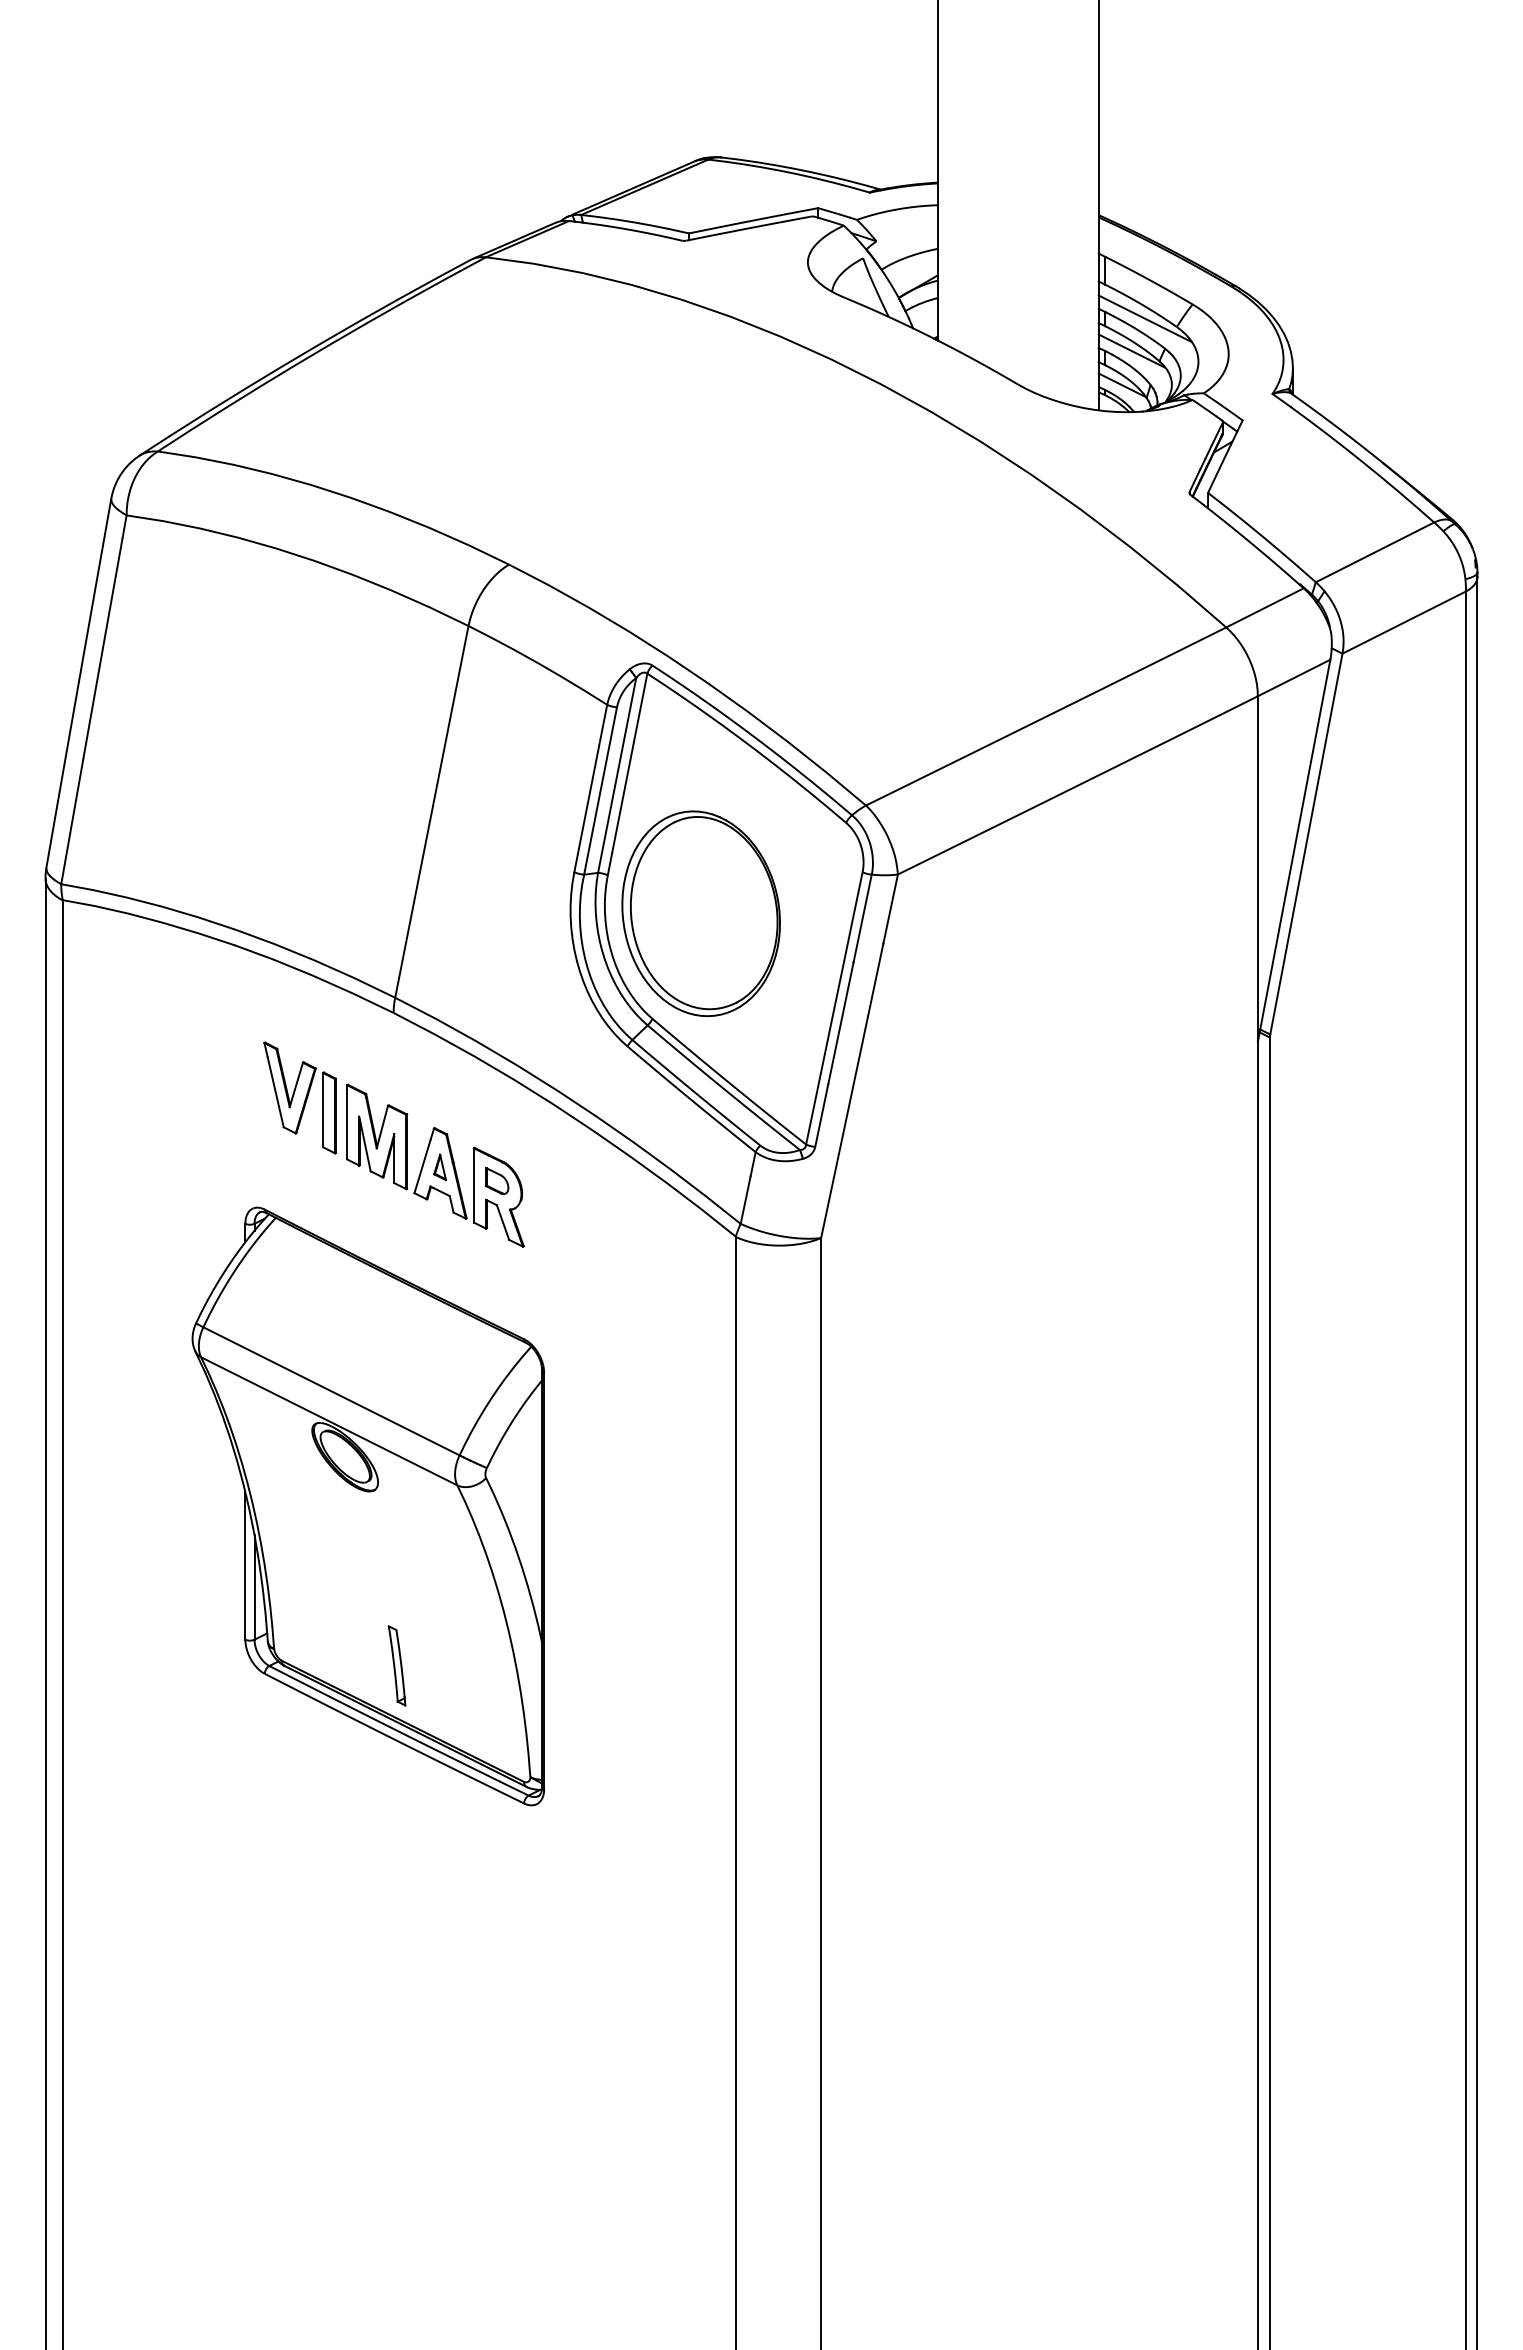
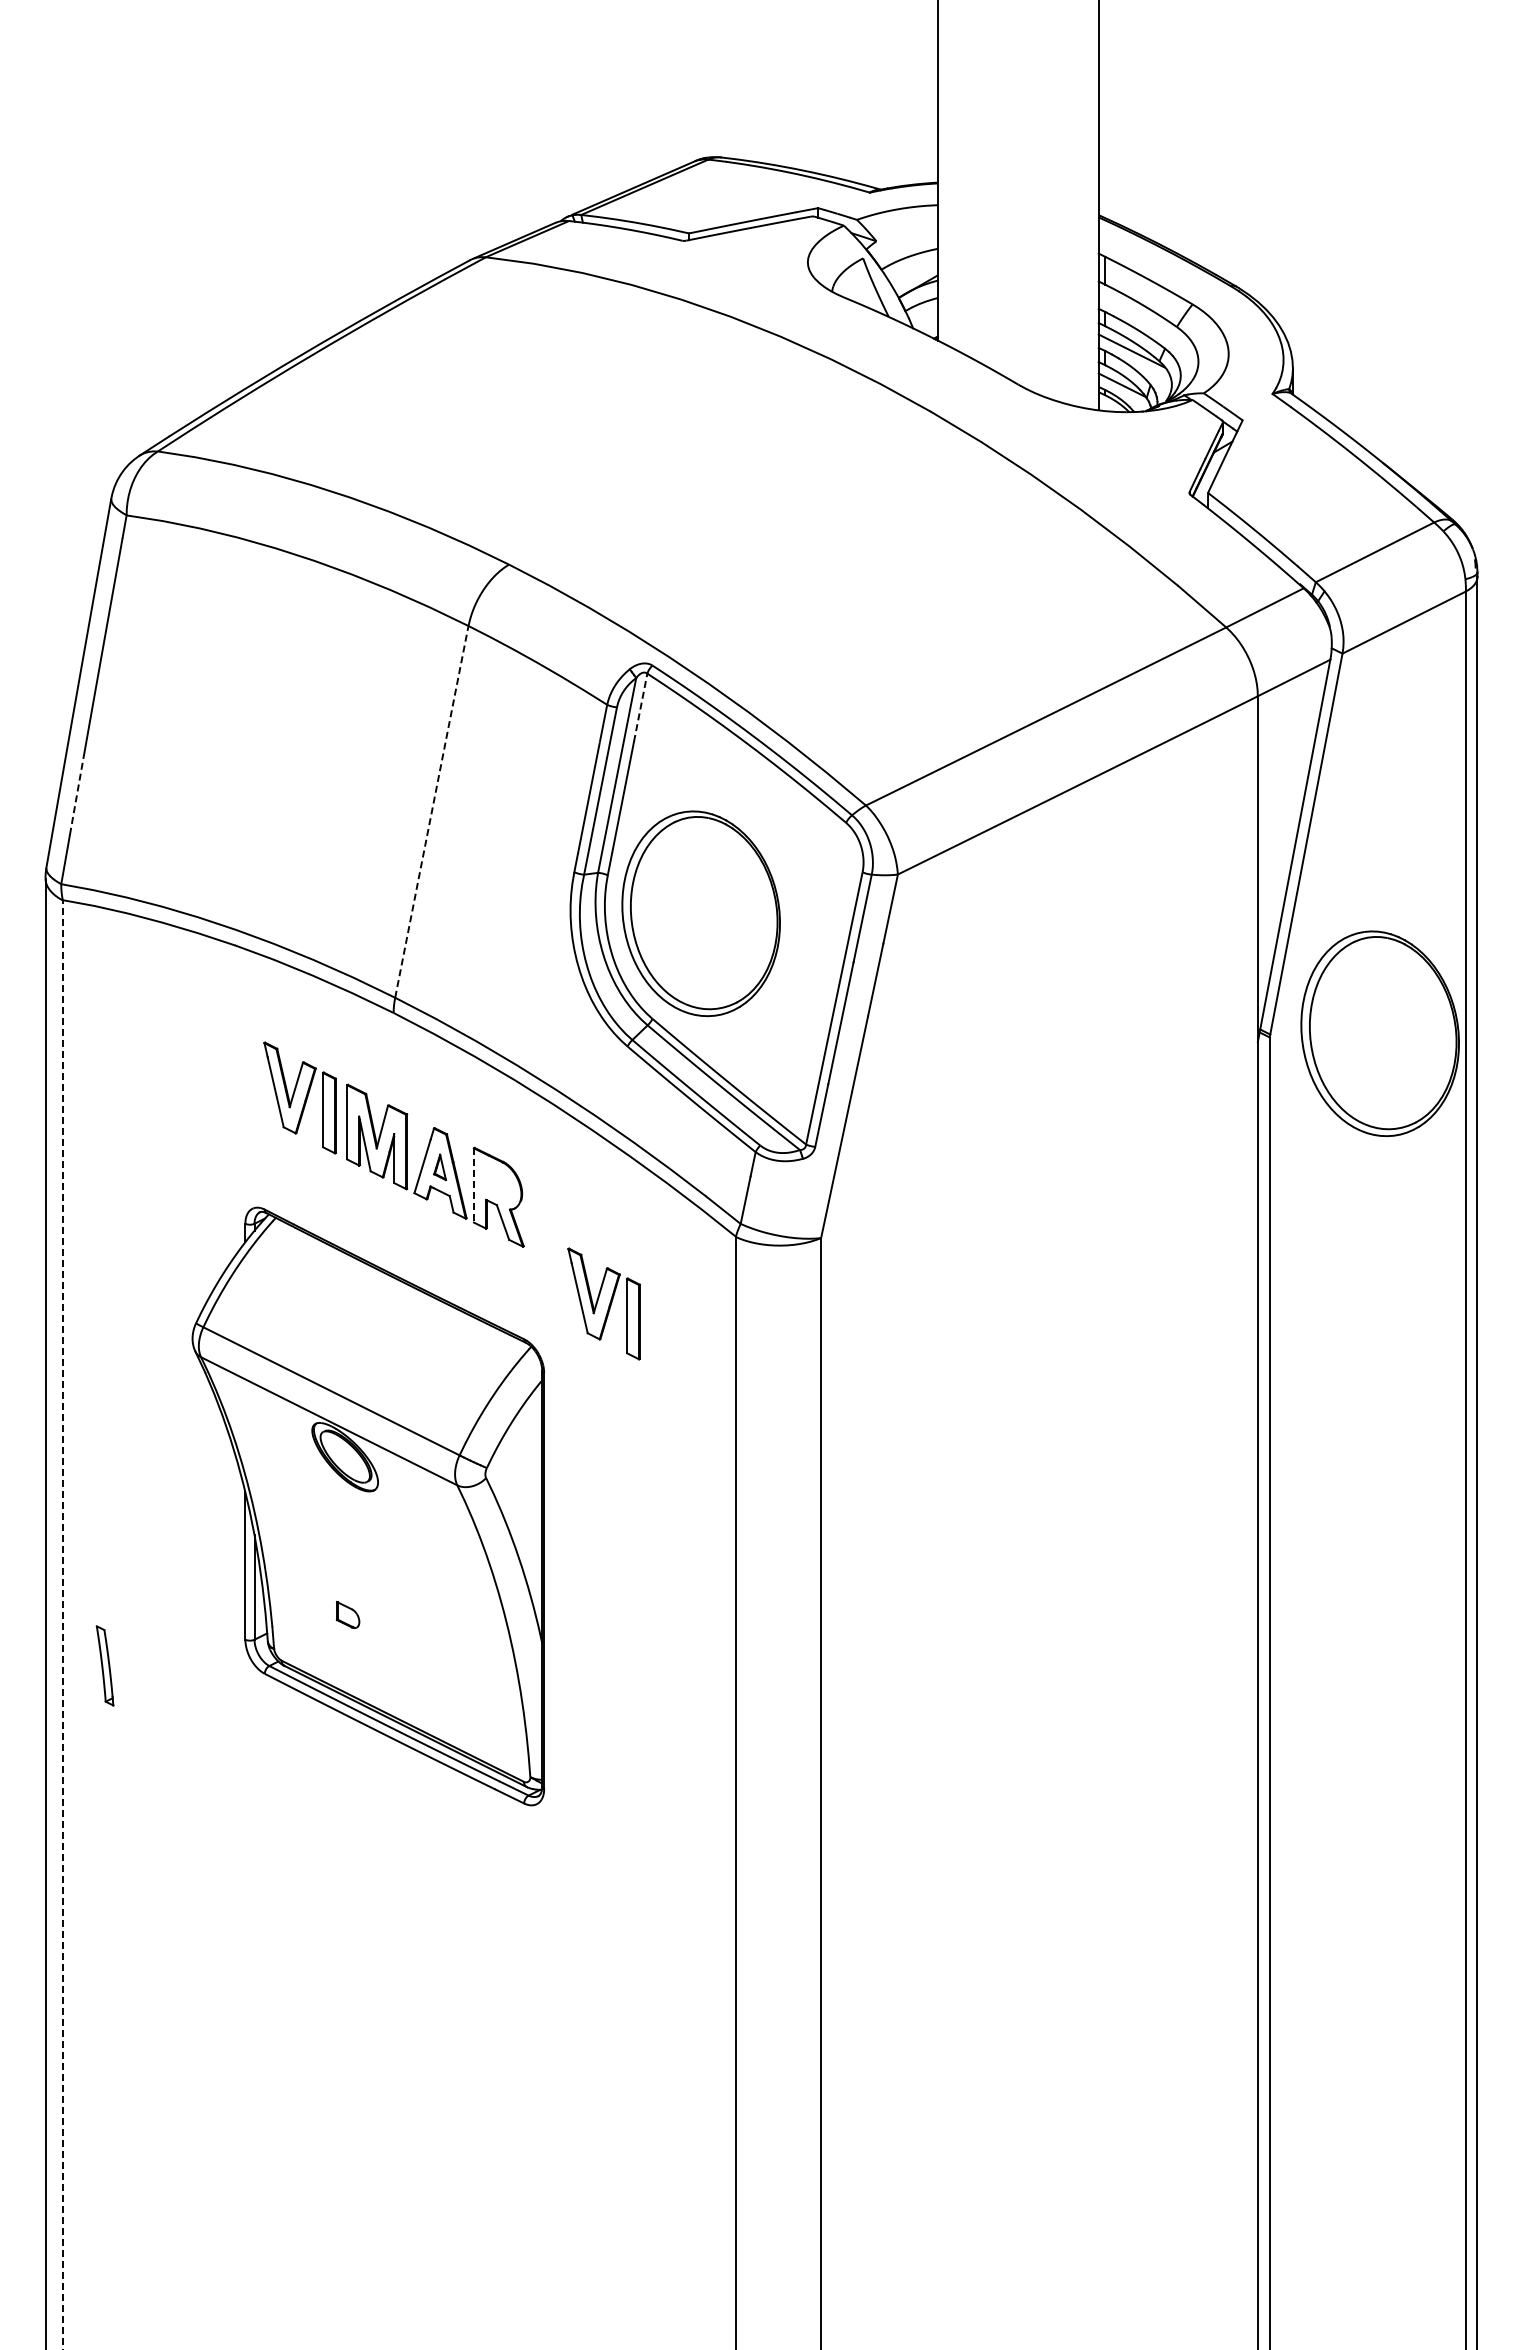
line: present -> none (1145, 318)
line: solid -> dashed (640, 707)
line: solid -> dashed (76, 796)
line: solid -> dashed (431, 811)
part: none -> present (1379, 1033)
part position: (497, 1180) -> (348, 1614) (348, 1614)
line: solid -> dashed (473, 1185)
part: none -> present (603, 1303)
line: solid -> dashed (62, 1625)
part position: (396, 1665) -> (104, 1665) (104, 1665)
